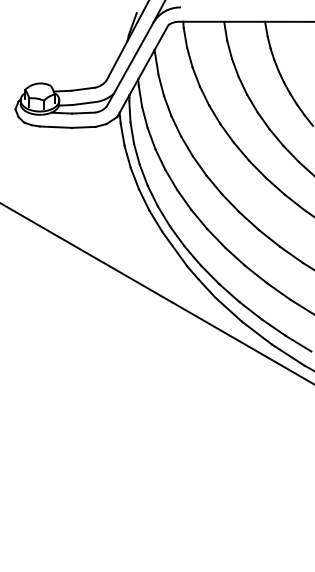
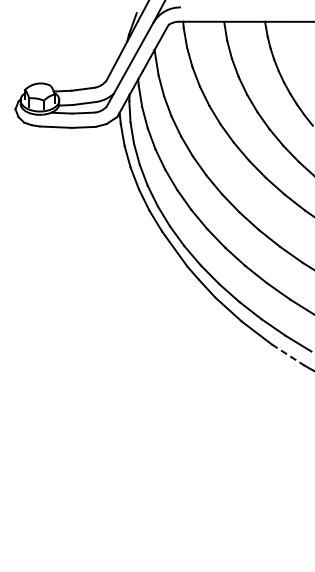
line: present -> none (156, 293)
line: solid -> dashed (288, 355)
